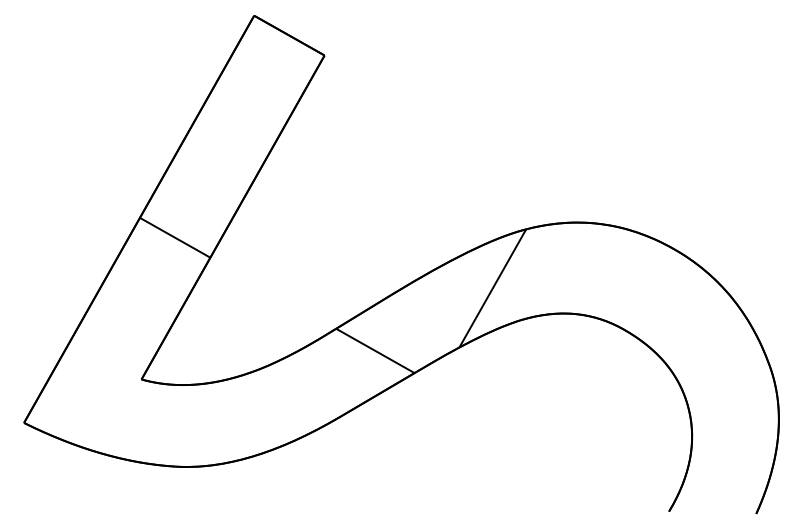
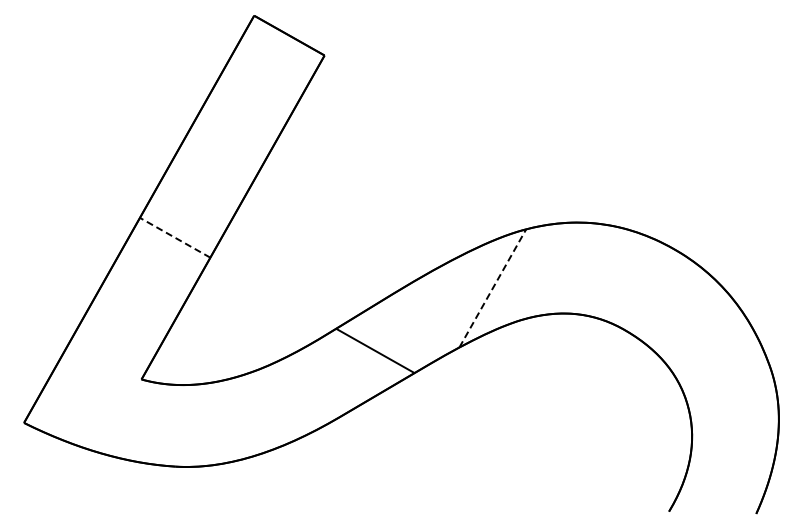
line: solid -> dashed (174, 237)
line: solid -> dashed (492, 288)
